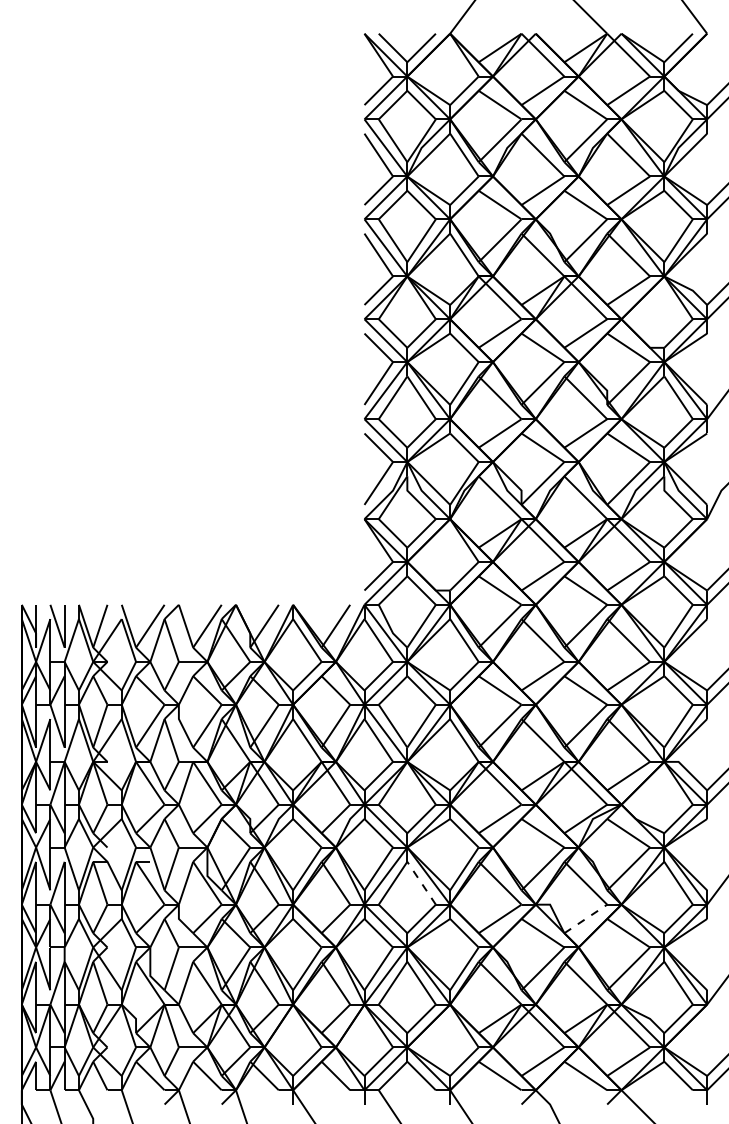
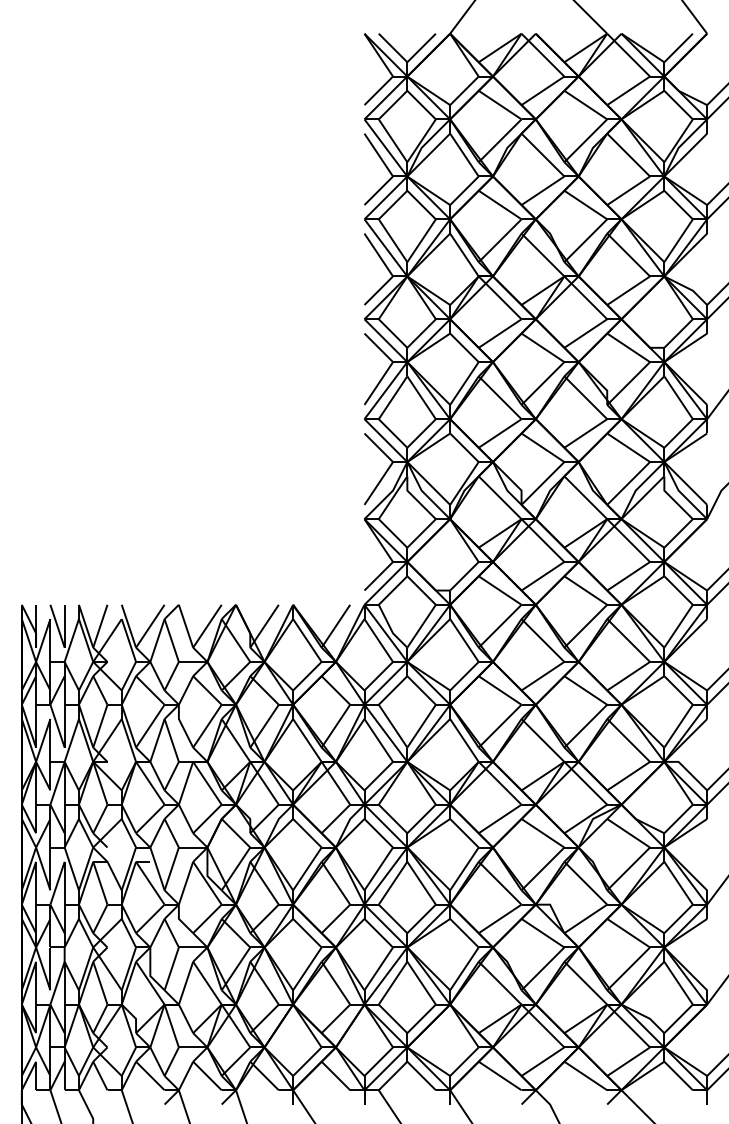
line: dashed -> solid (421, 883)
line: dashed -> solid (585, 918)
